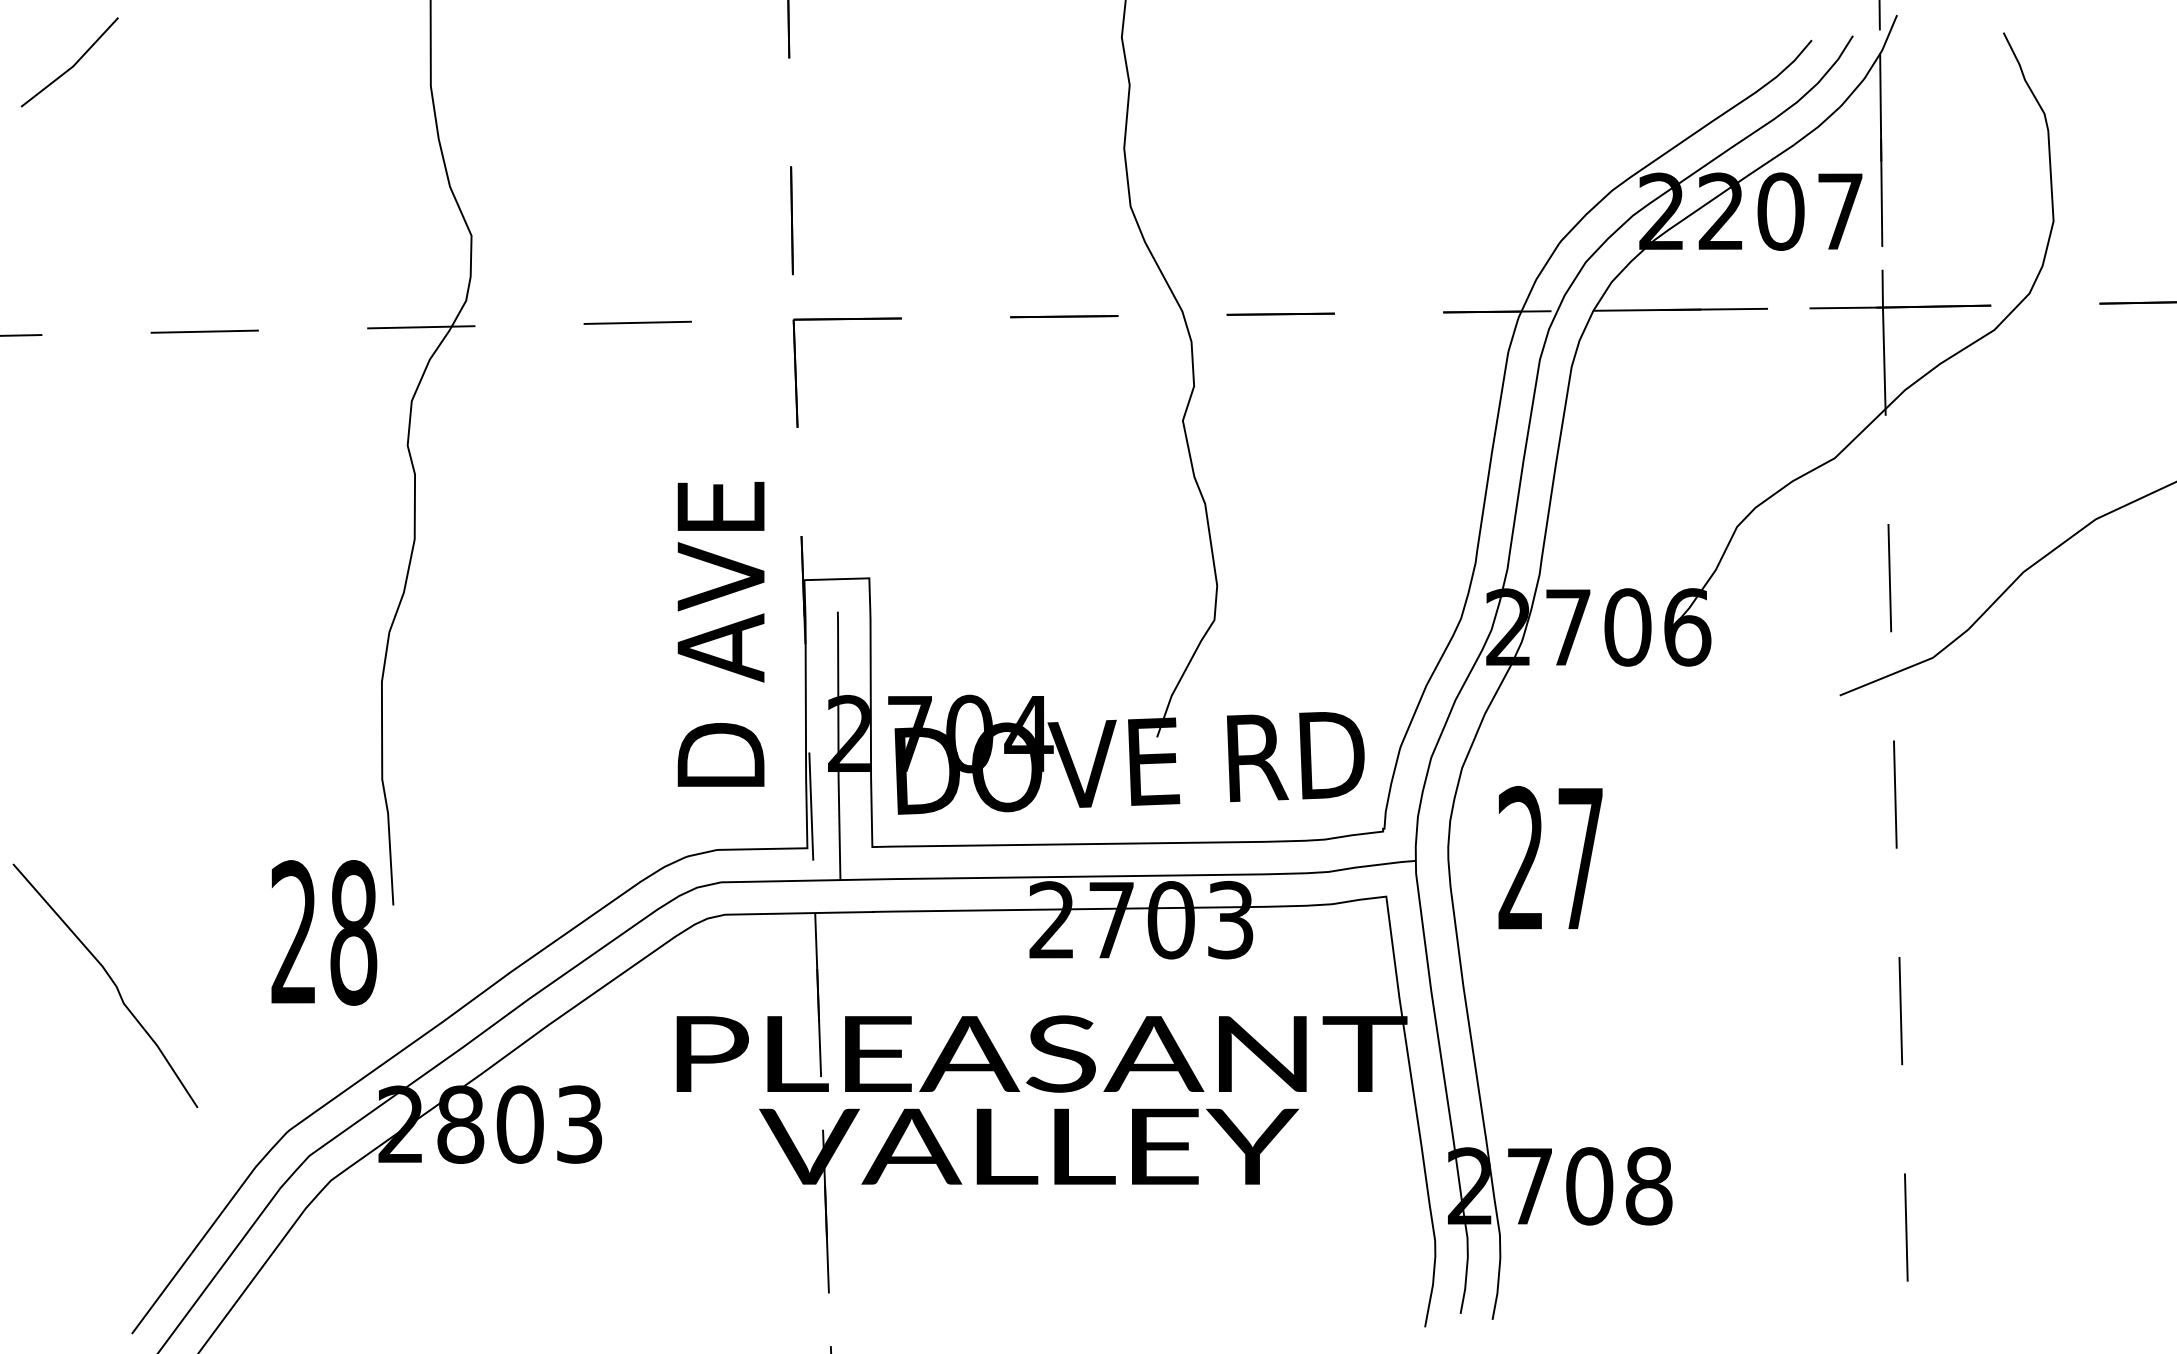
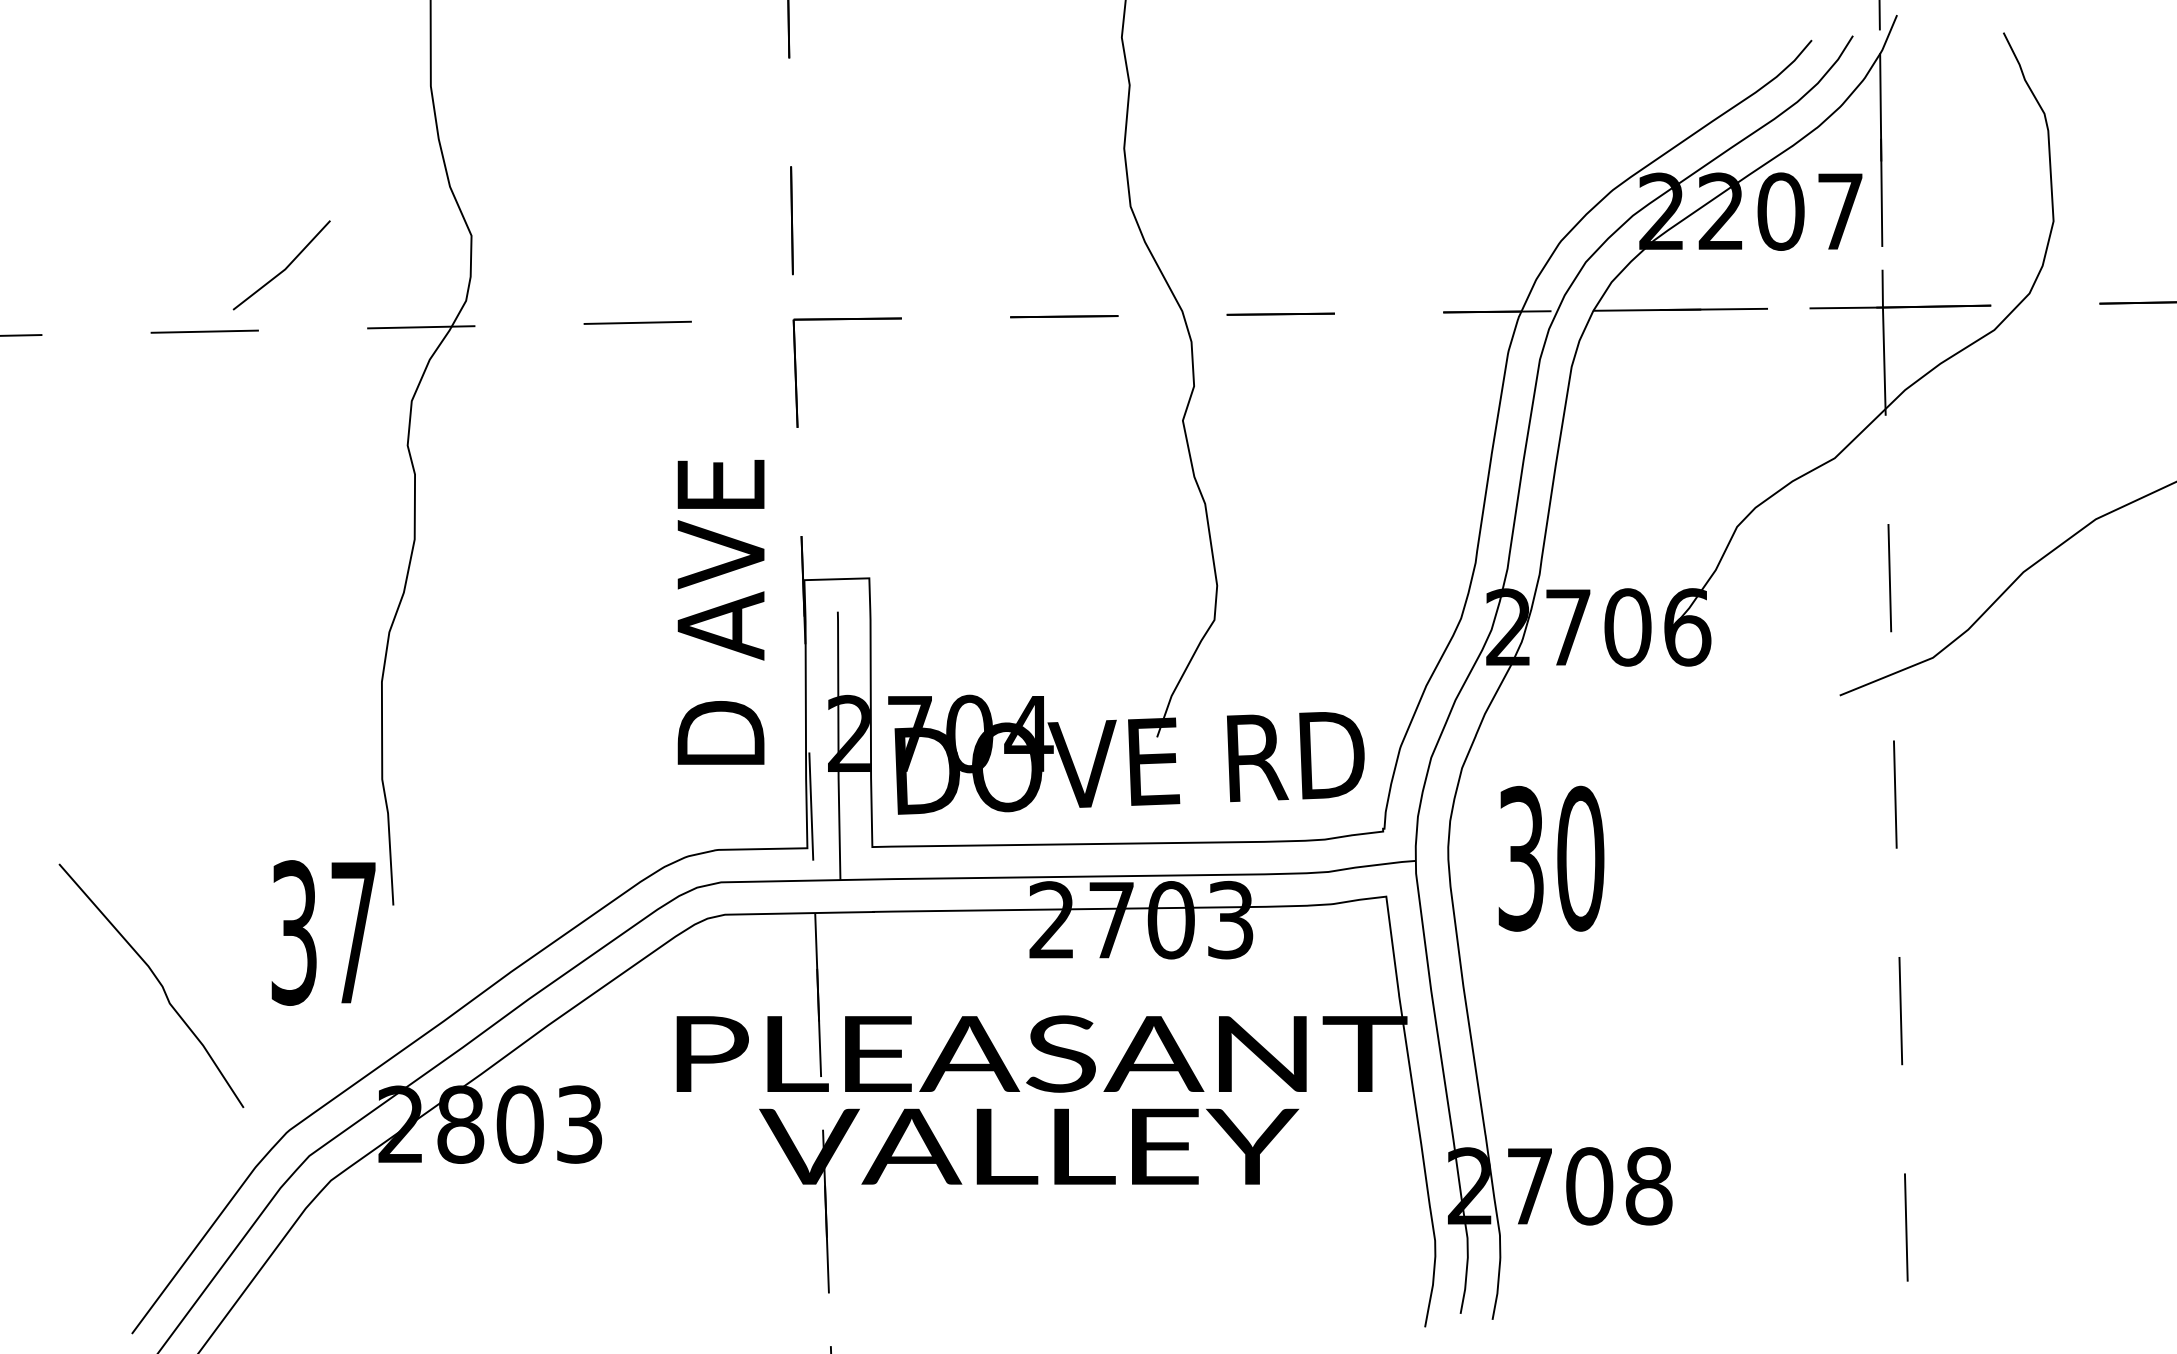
line position: (72, 65) -> (284, 268) (284, 268)
text position: (720, 634) -> (720, 612) (720, 612)
text: 27 -> 30 (1551, 858)
text: 28 -> 37 (324, 932)
curve position: (111, 981) -> (157, 981) (157, 981)
